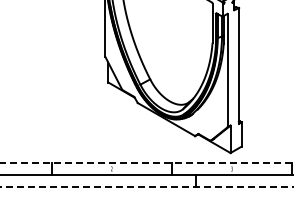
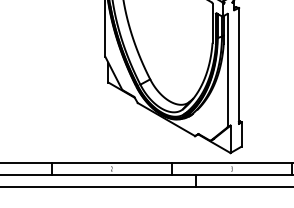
line: dashed -> solid (147, 163)
line: dashed -> solid (147, 187)
